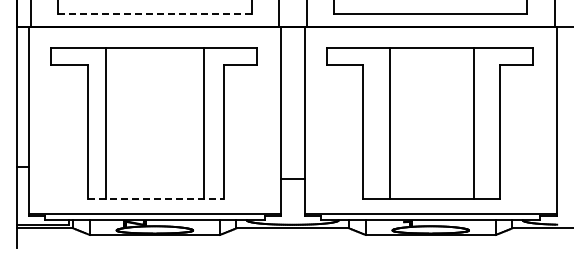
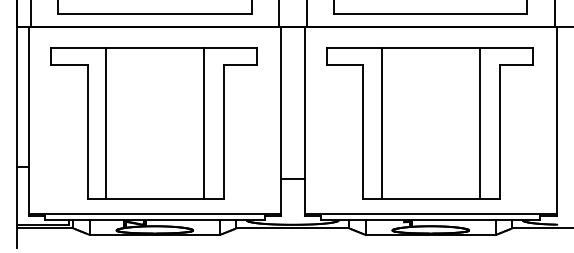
line: dashed -> solid (154, 13)
line position: (389, 123) -> (381, 123) (381, 123)
line position: (473, 123) -> (479, 123) (479, 123)
line: dashed -> solid (156, 199)
